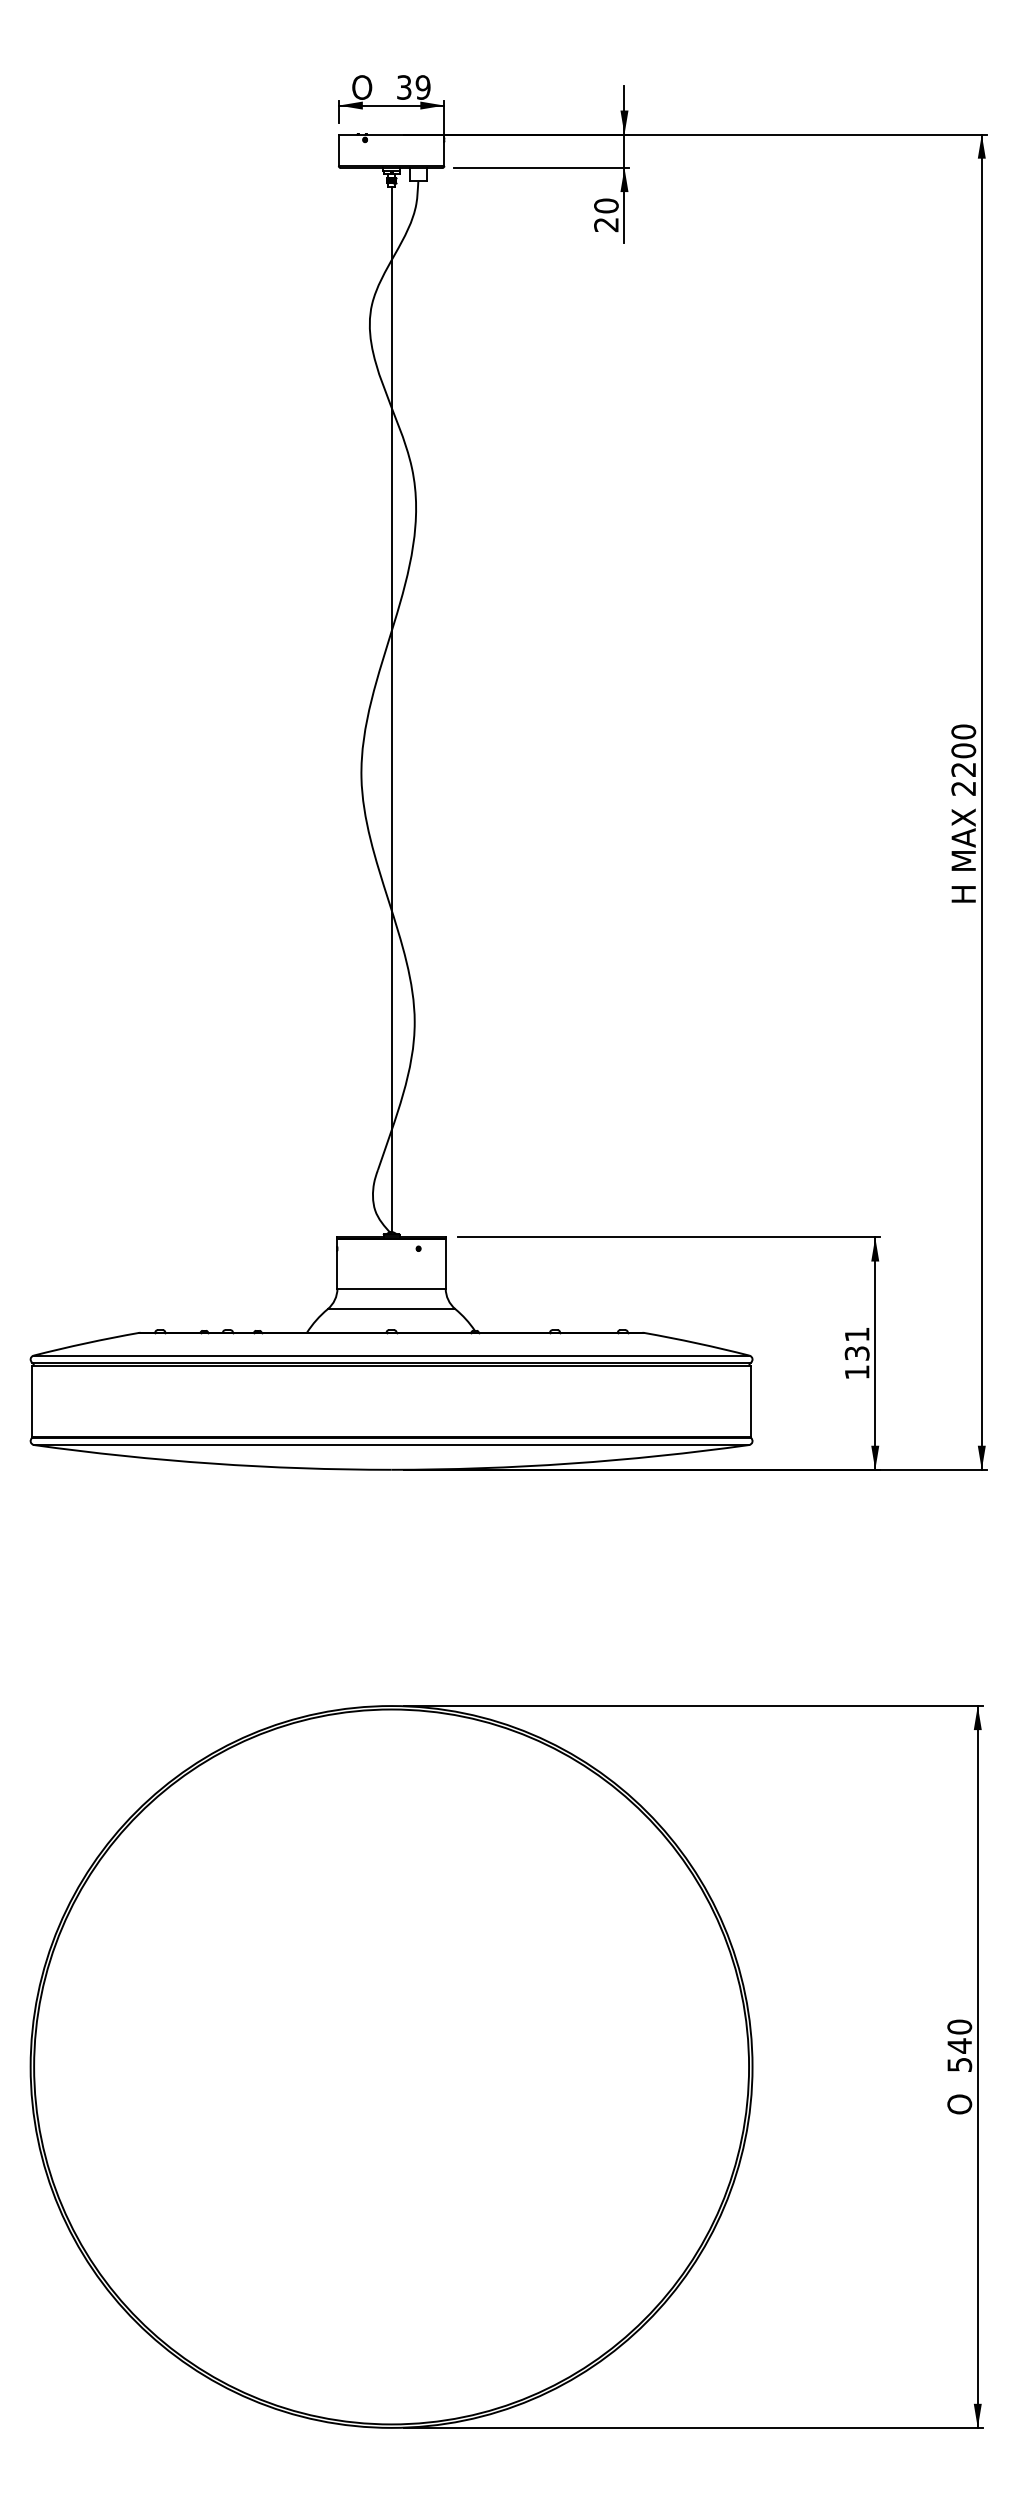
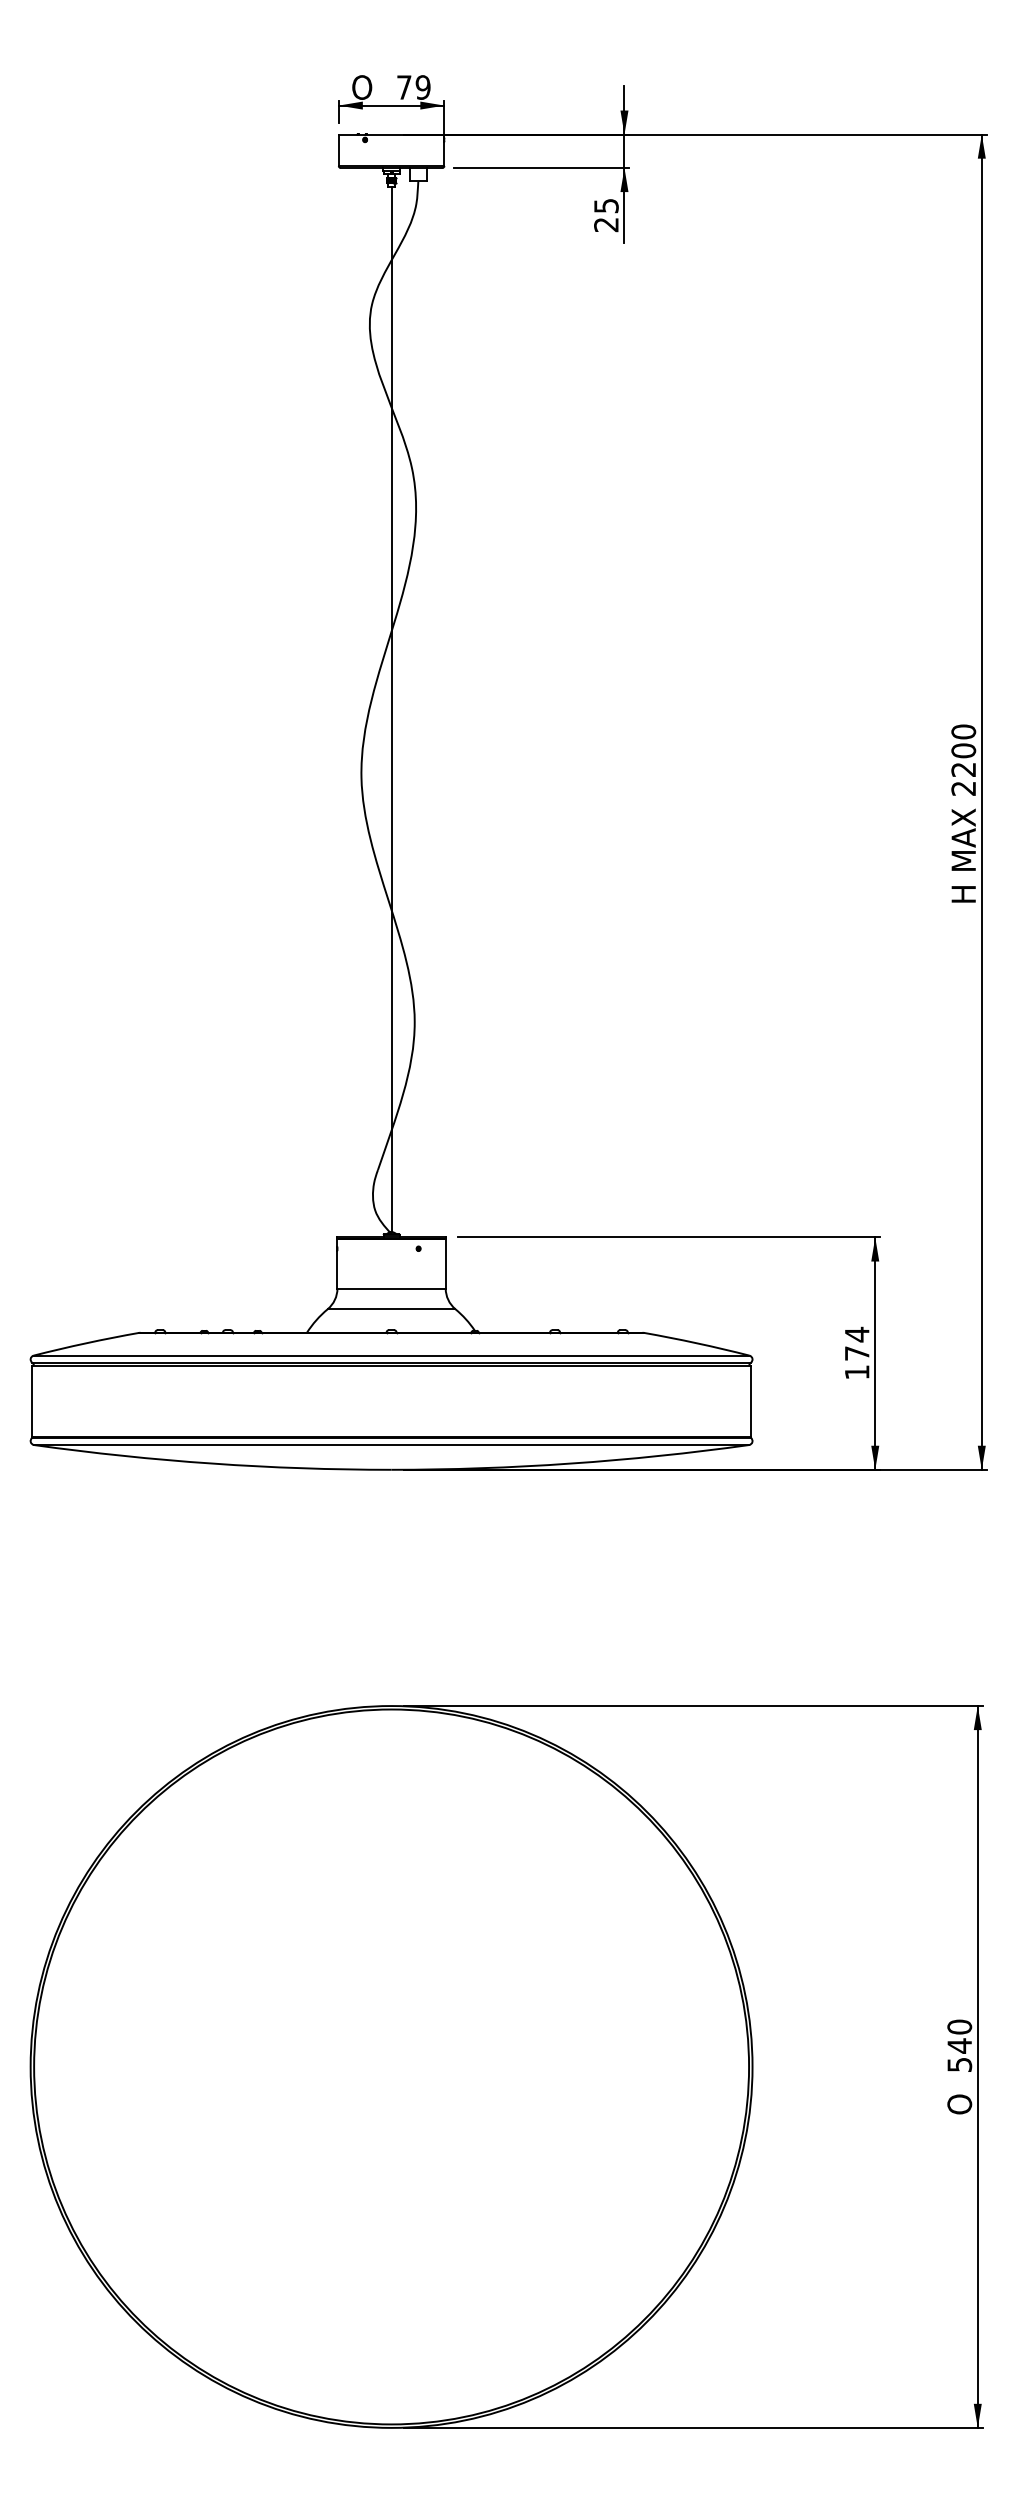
text: 39 -> 79 (404, 87)
text: 20 -> 25 (606, 205)
text: 131 -> 174 (856, 1343)
